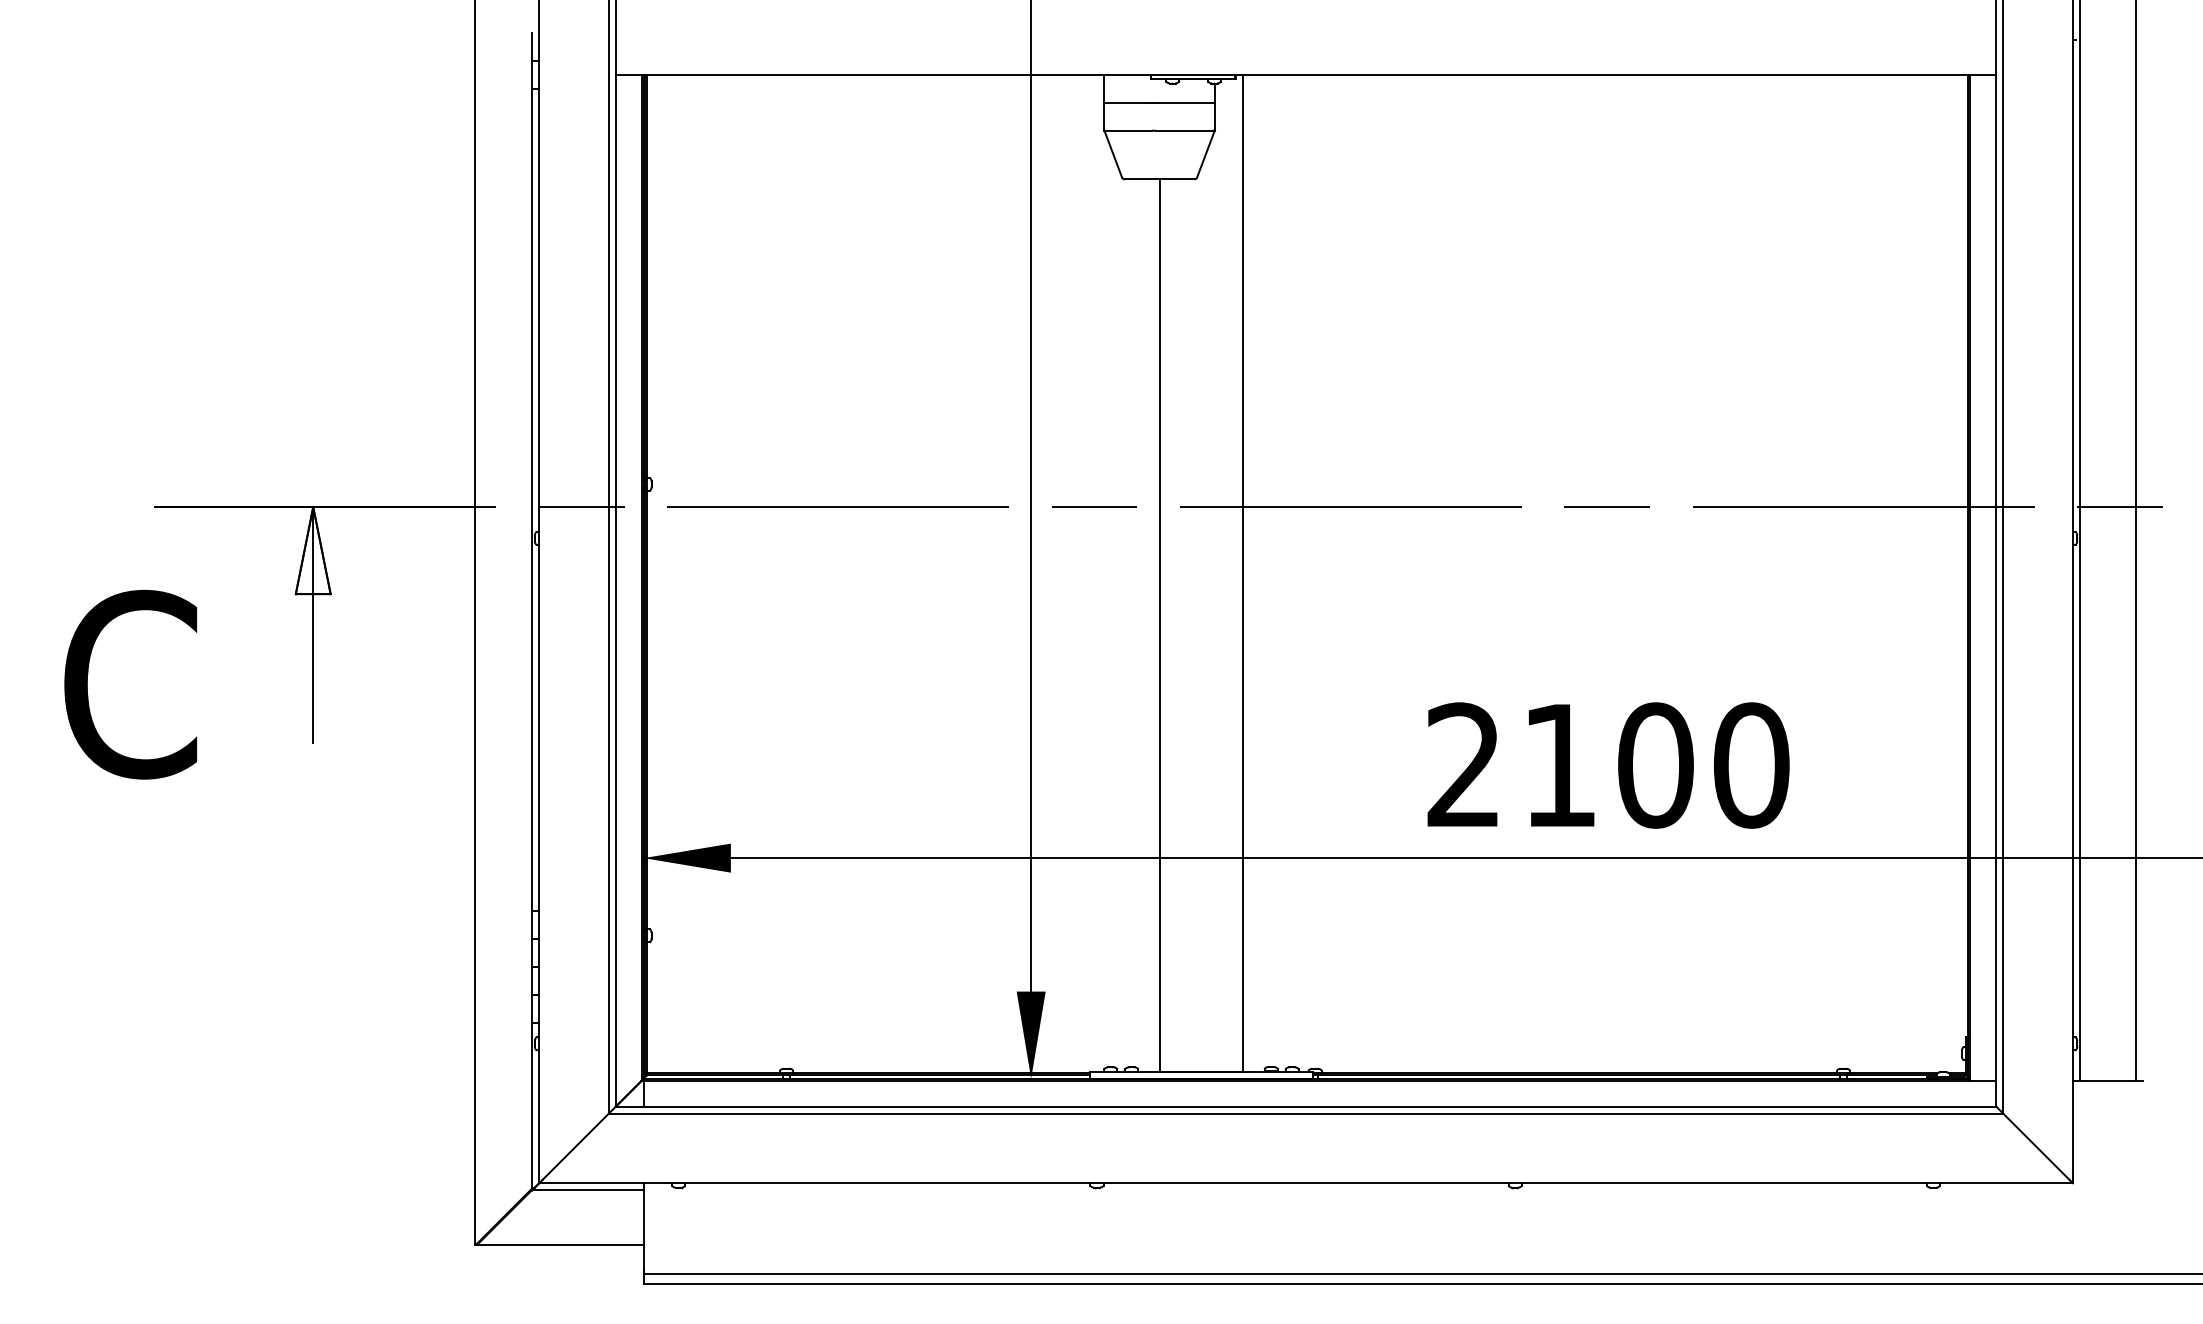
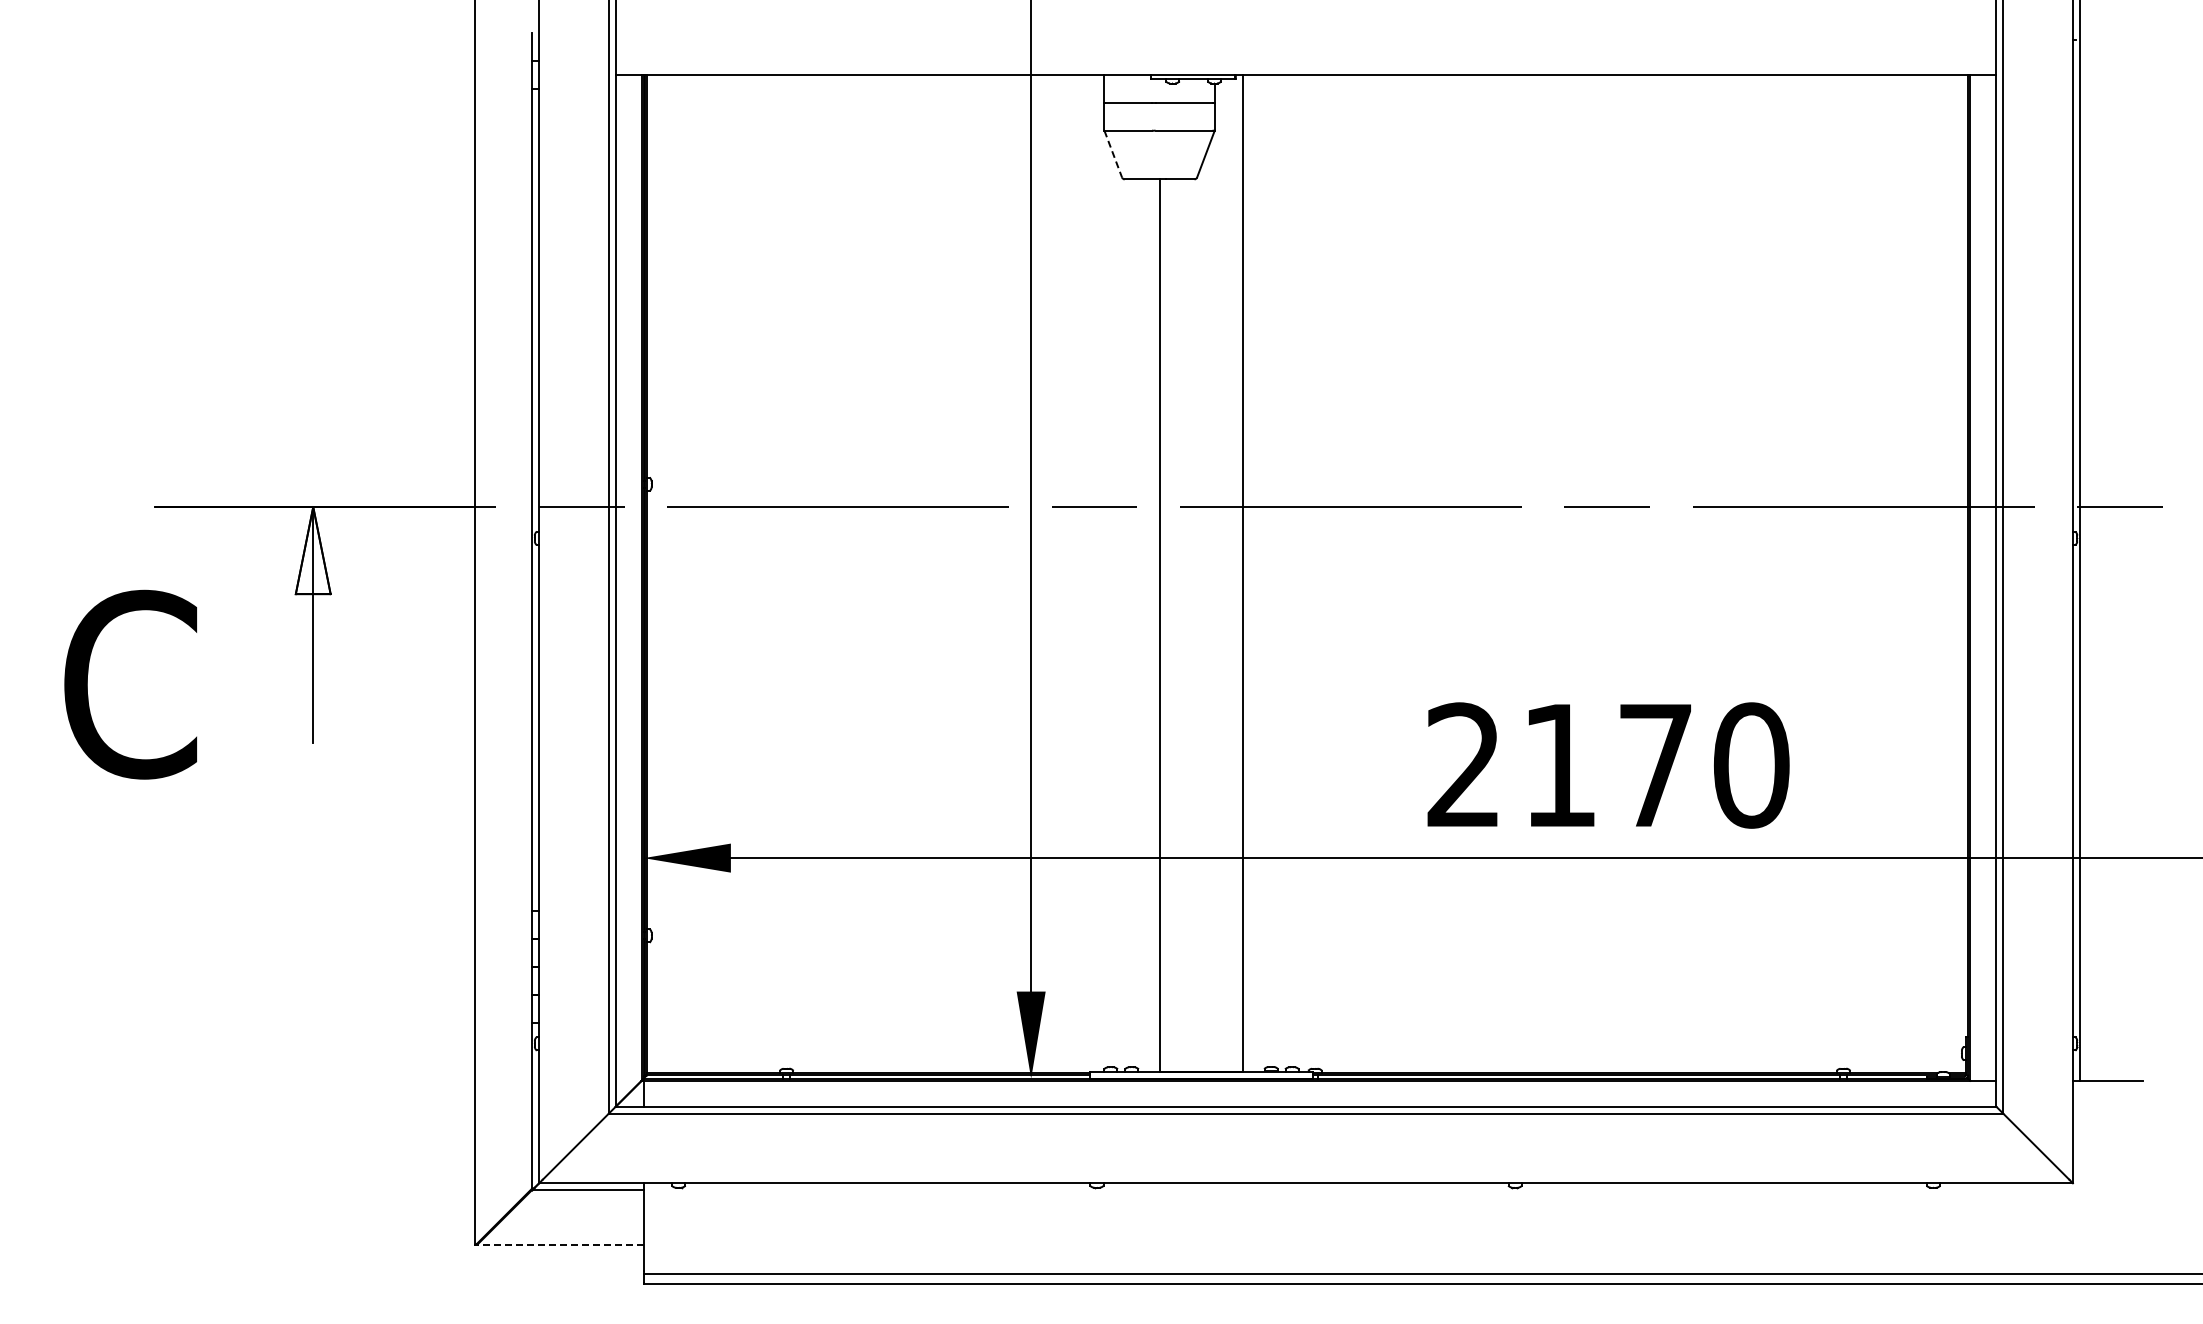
line: solid -> dashed (1113, 154)
line: present -> none (2135, 541)
text: 2100 -> 2170 (1655, 765)
line: solid -> dashed (560, 1245)
